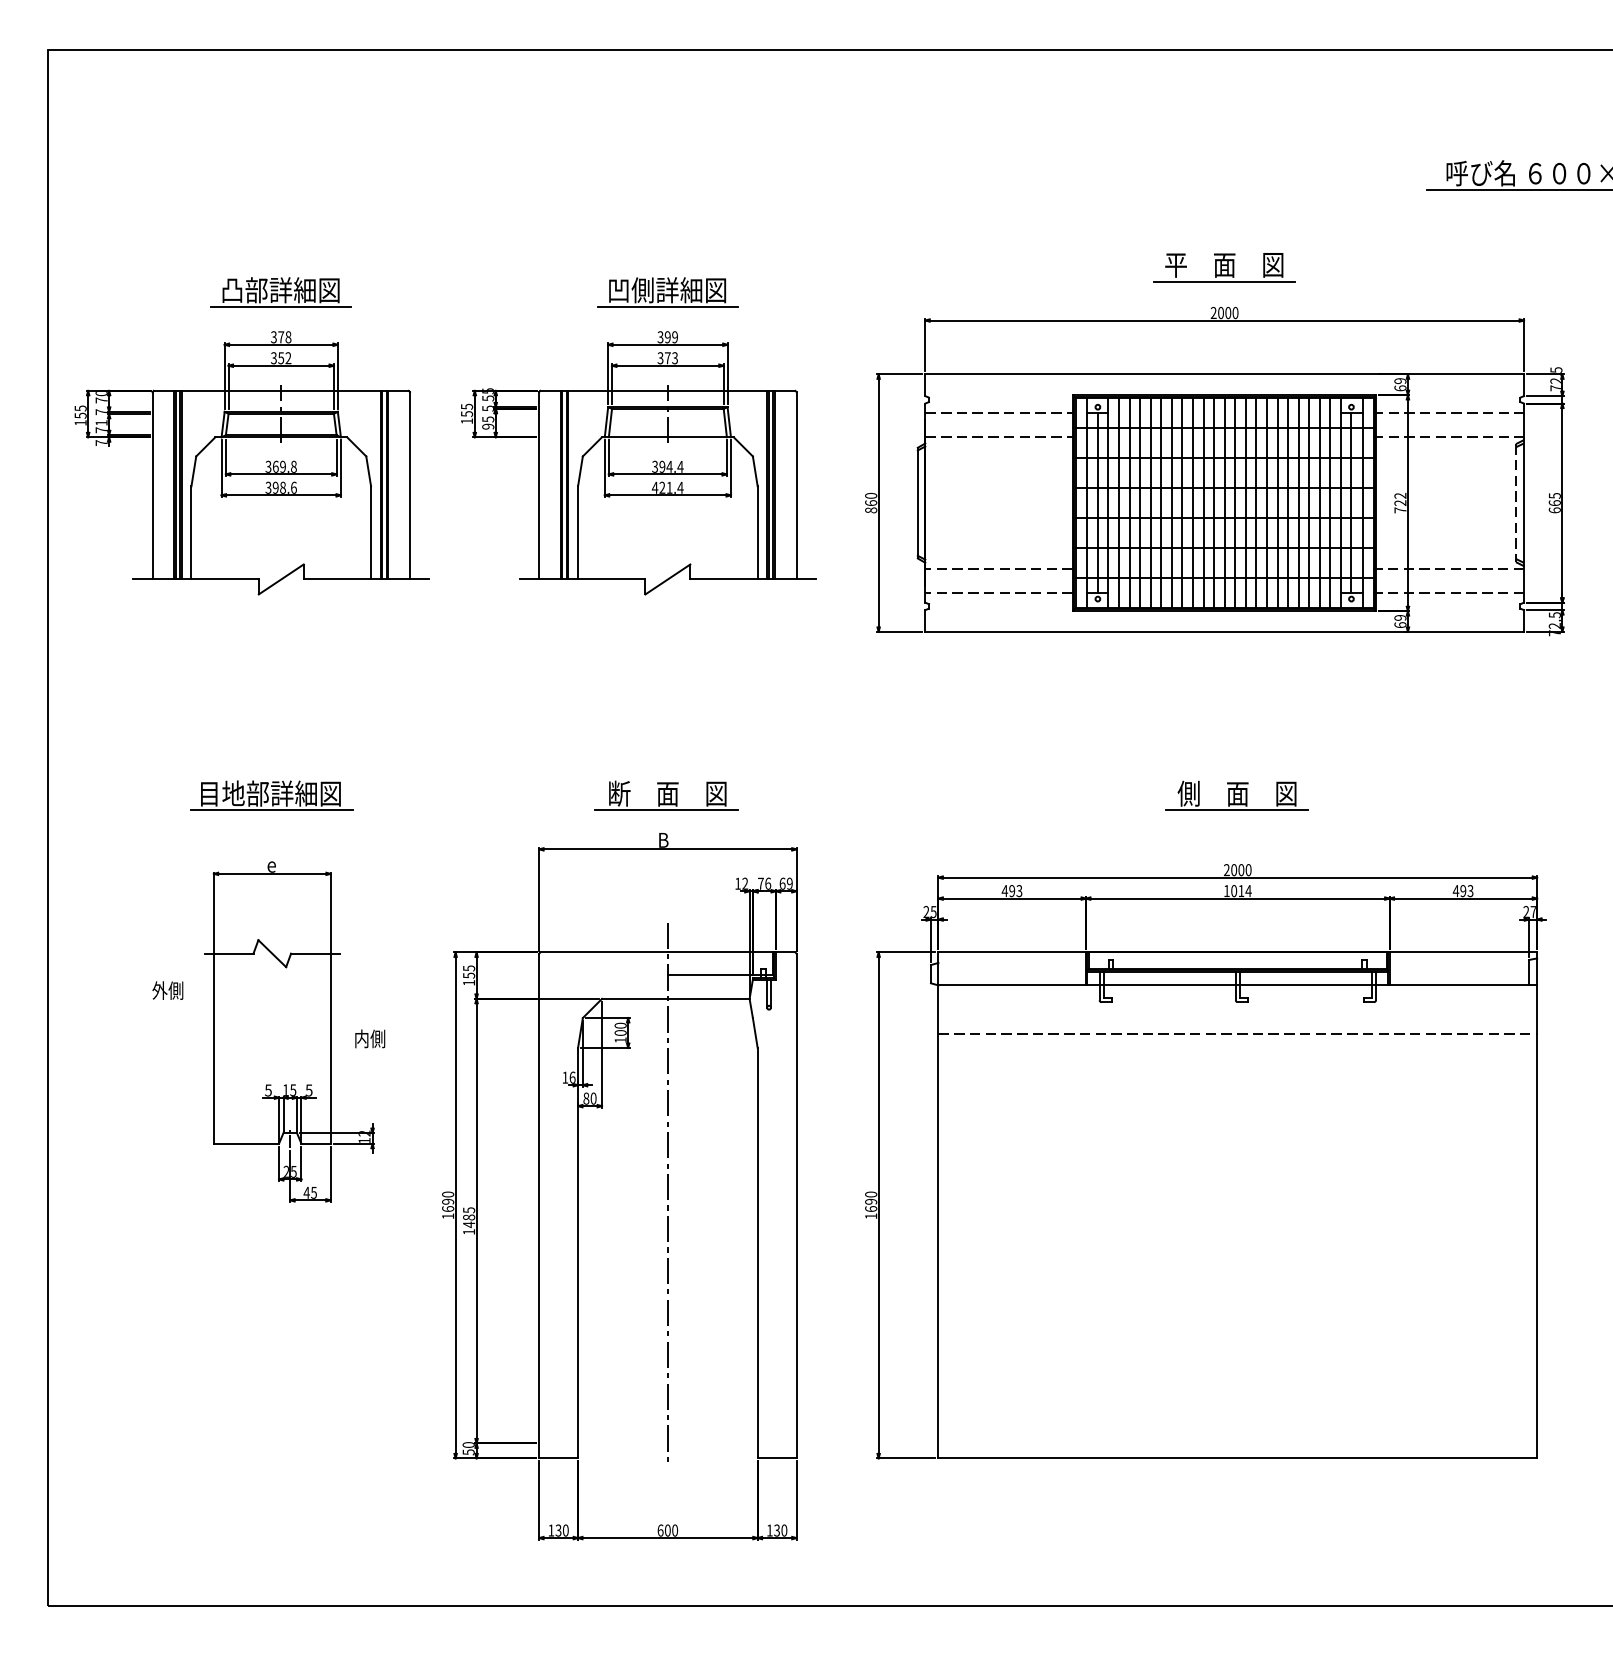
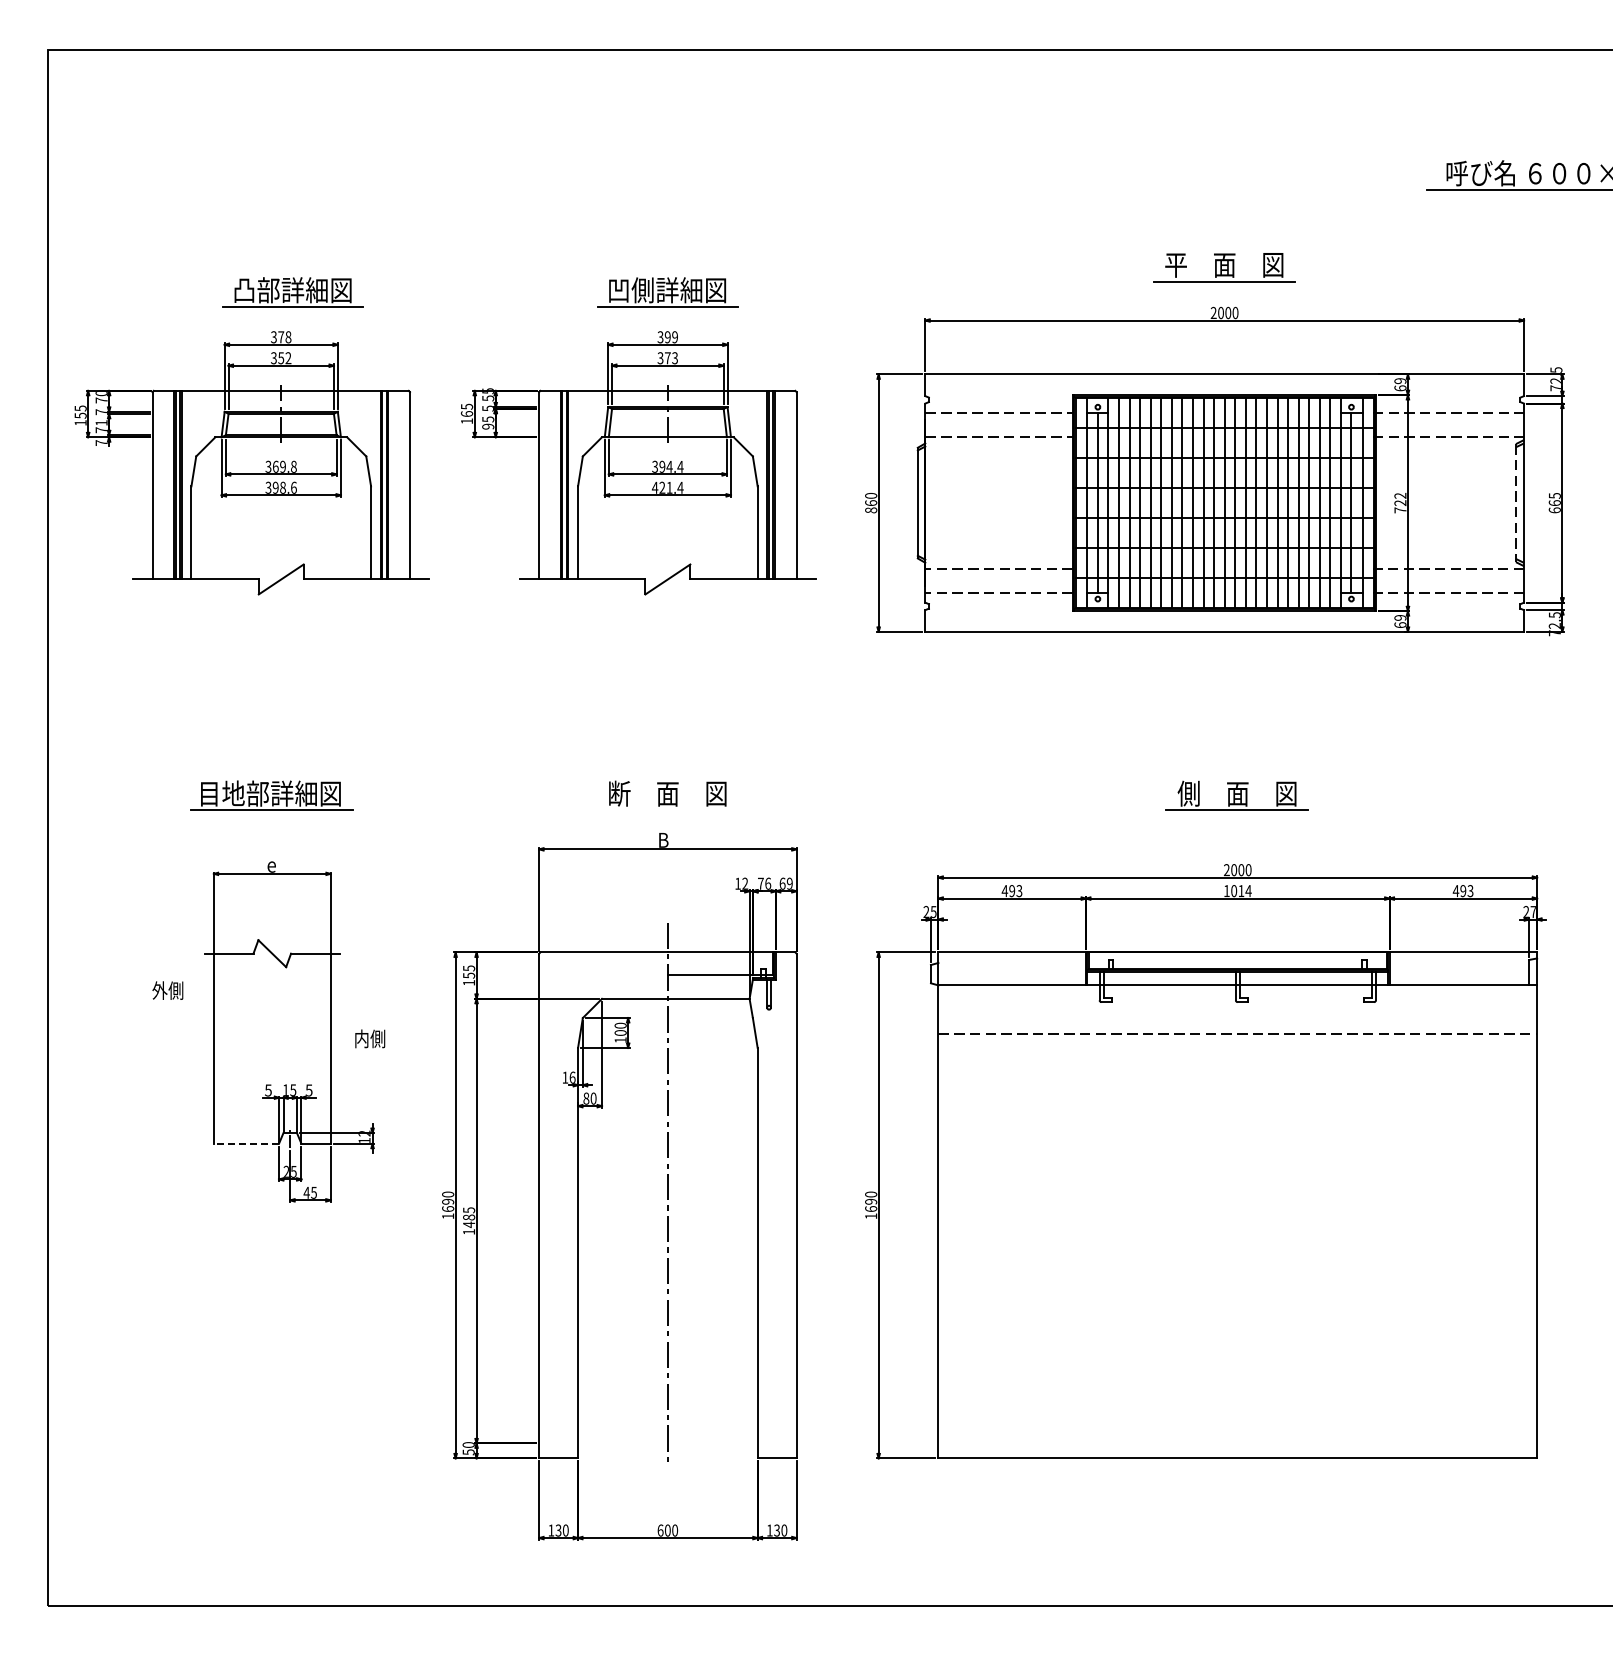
part position: (280, 292) -> (292, 292) (292, 292)
text: 155 -> 165 (466, 414)
line: present -> none (666, 810)
line: solid -> dashed (246, 1143)
